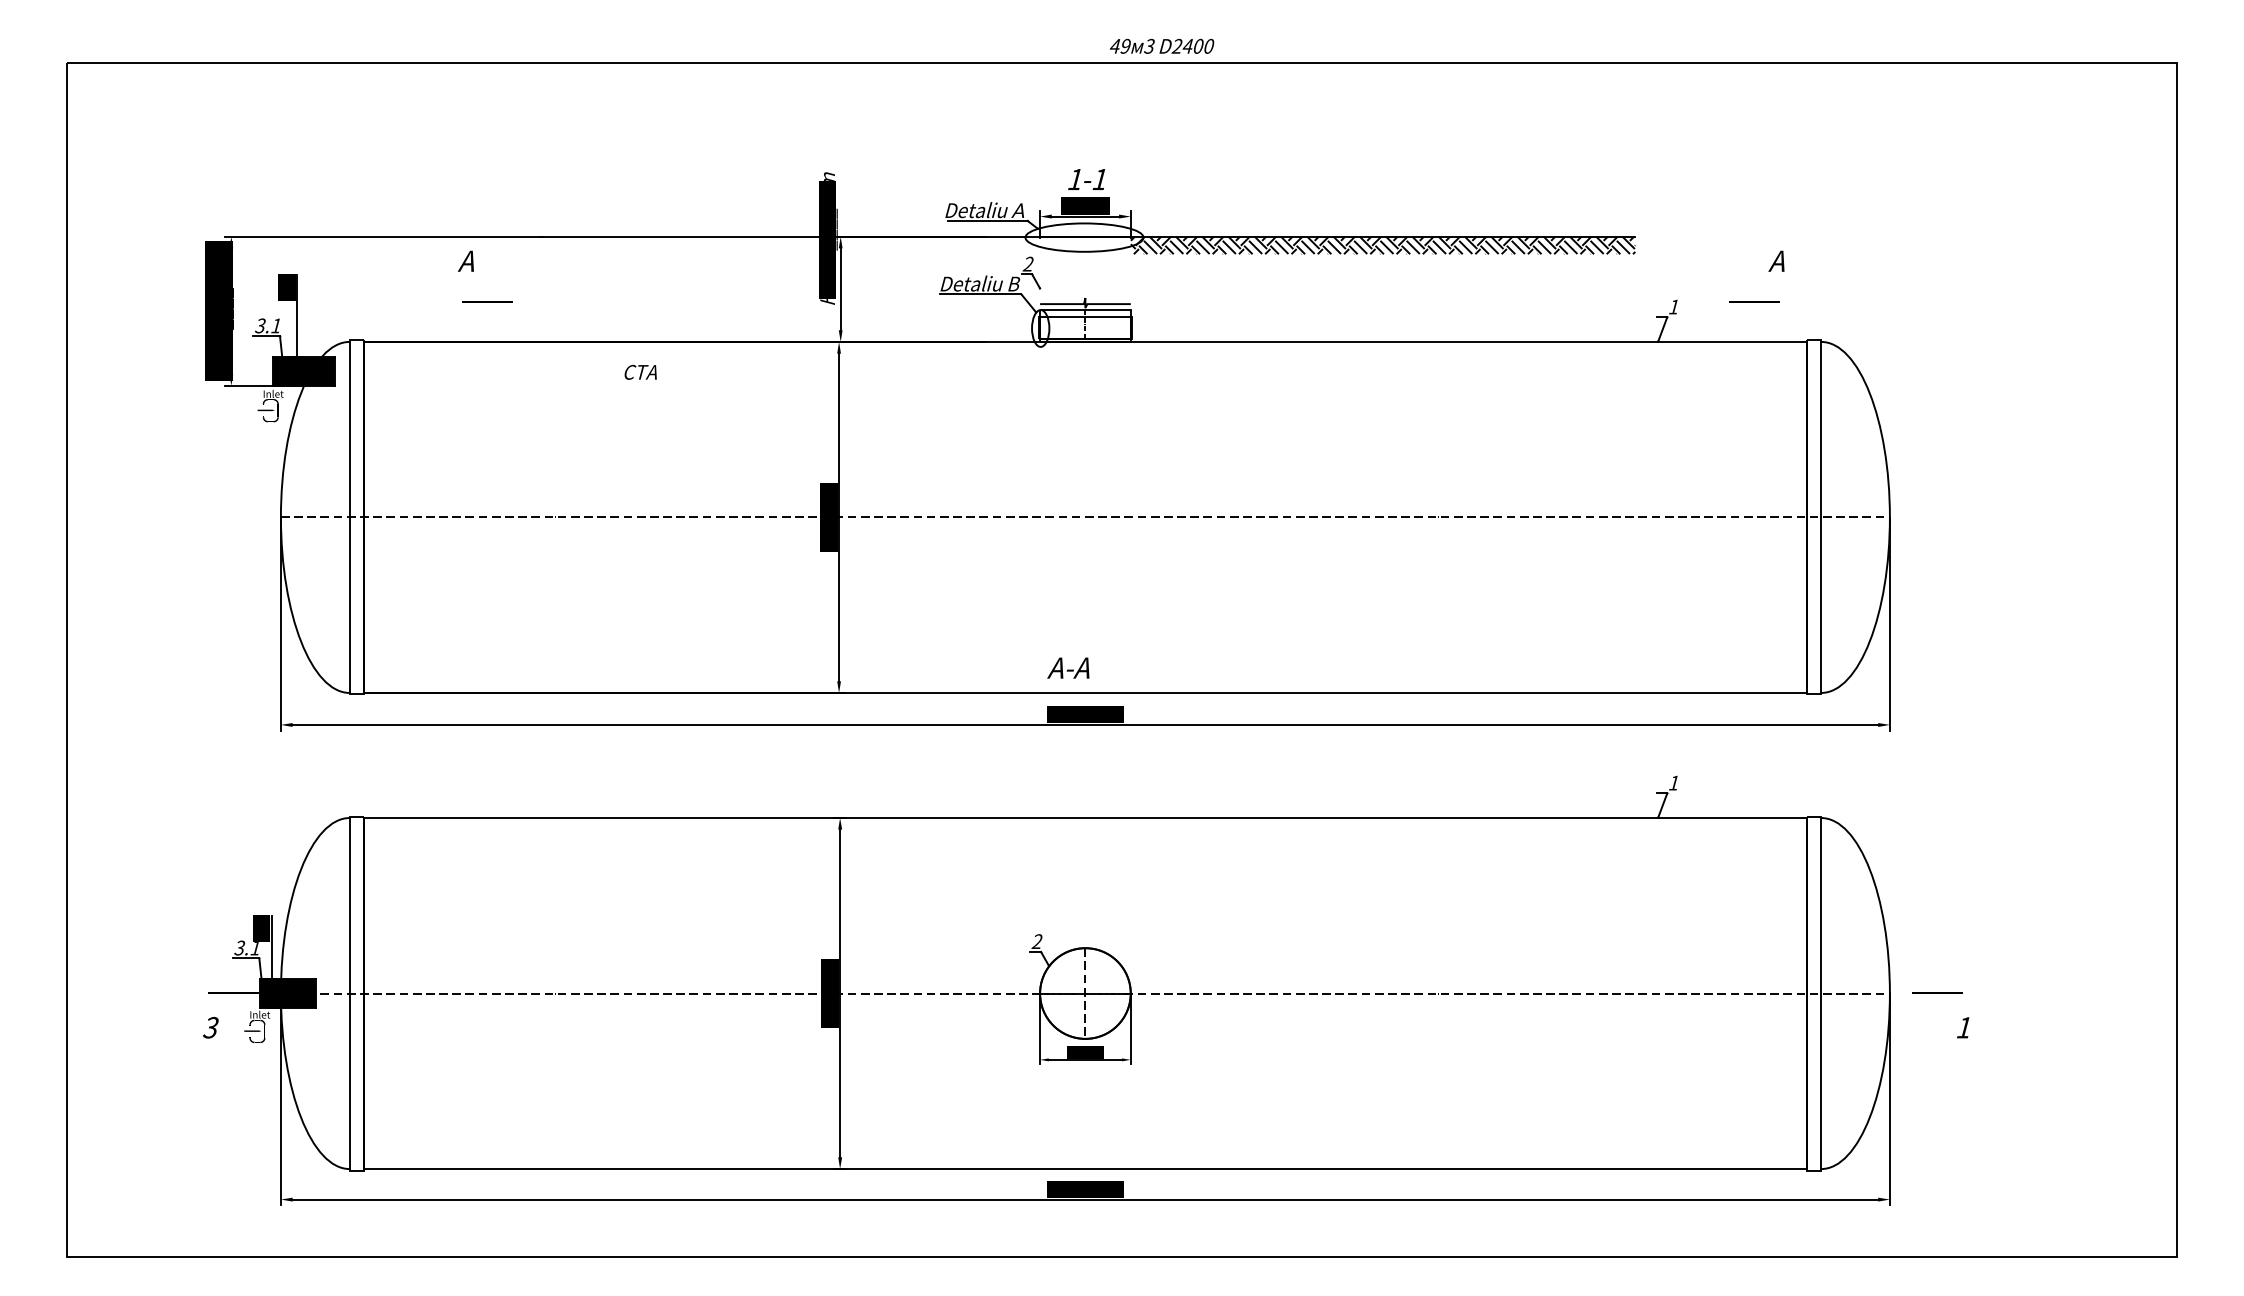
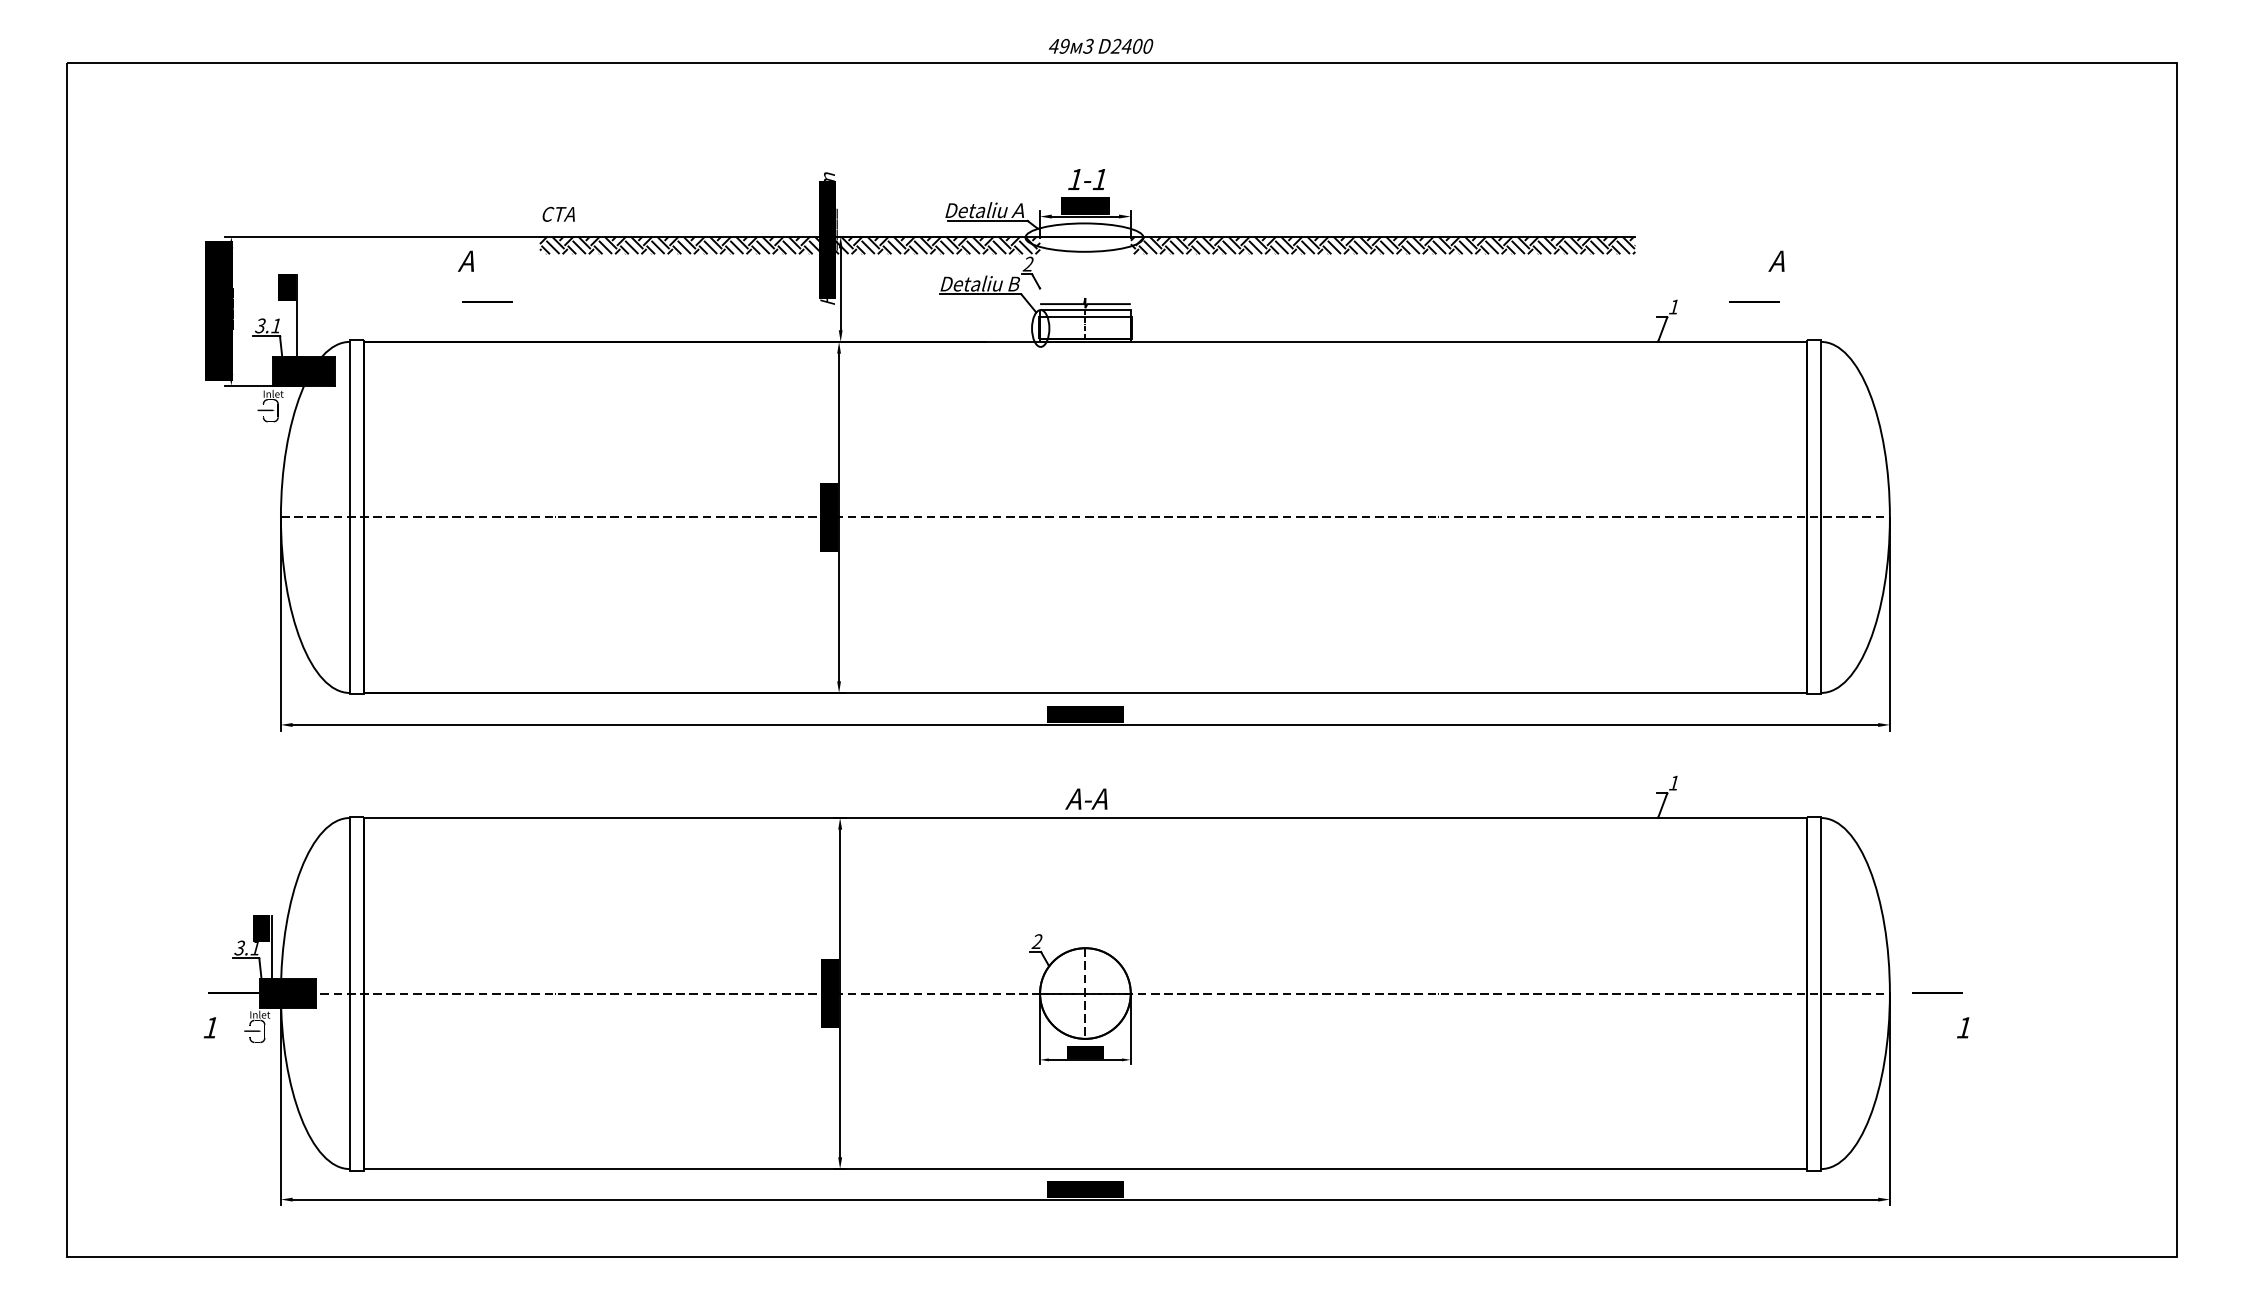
text position: (1161, 45) -> (1100, 45) (1100, 45)
hatch: none -> present (789, 245)
text position: (640, 371) -> (558, 213) (558, 213)
text position: (1068, 667) -> (1086, 798) (1086, 798)
text: 3 -> 1 (210, 1027)
